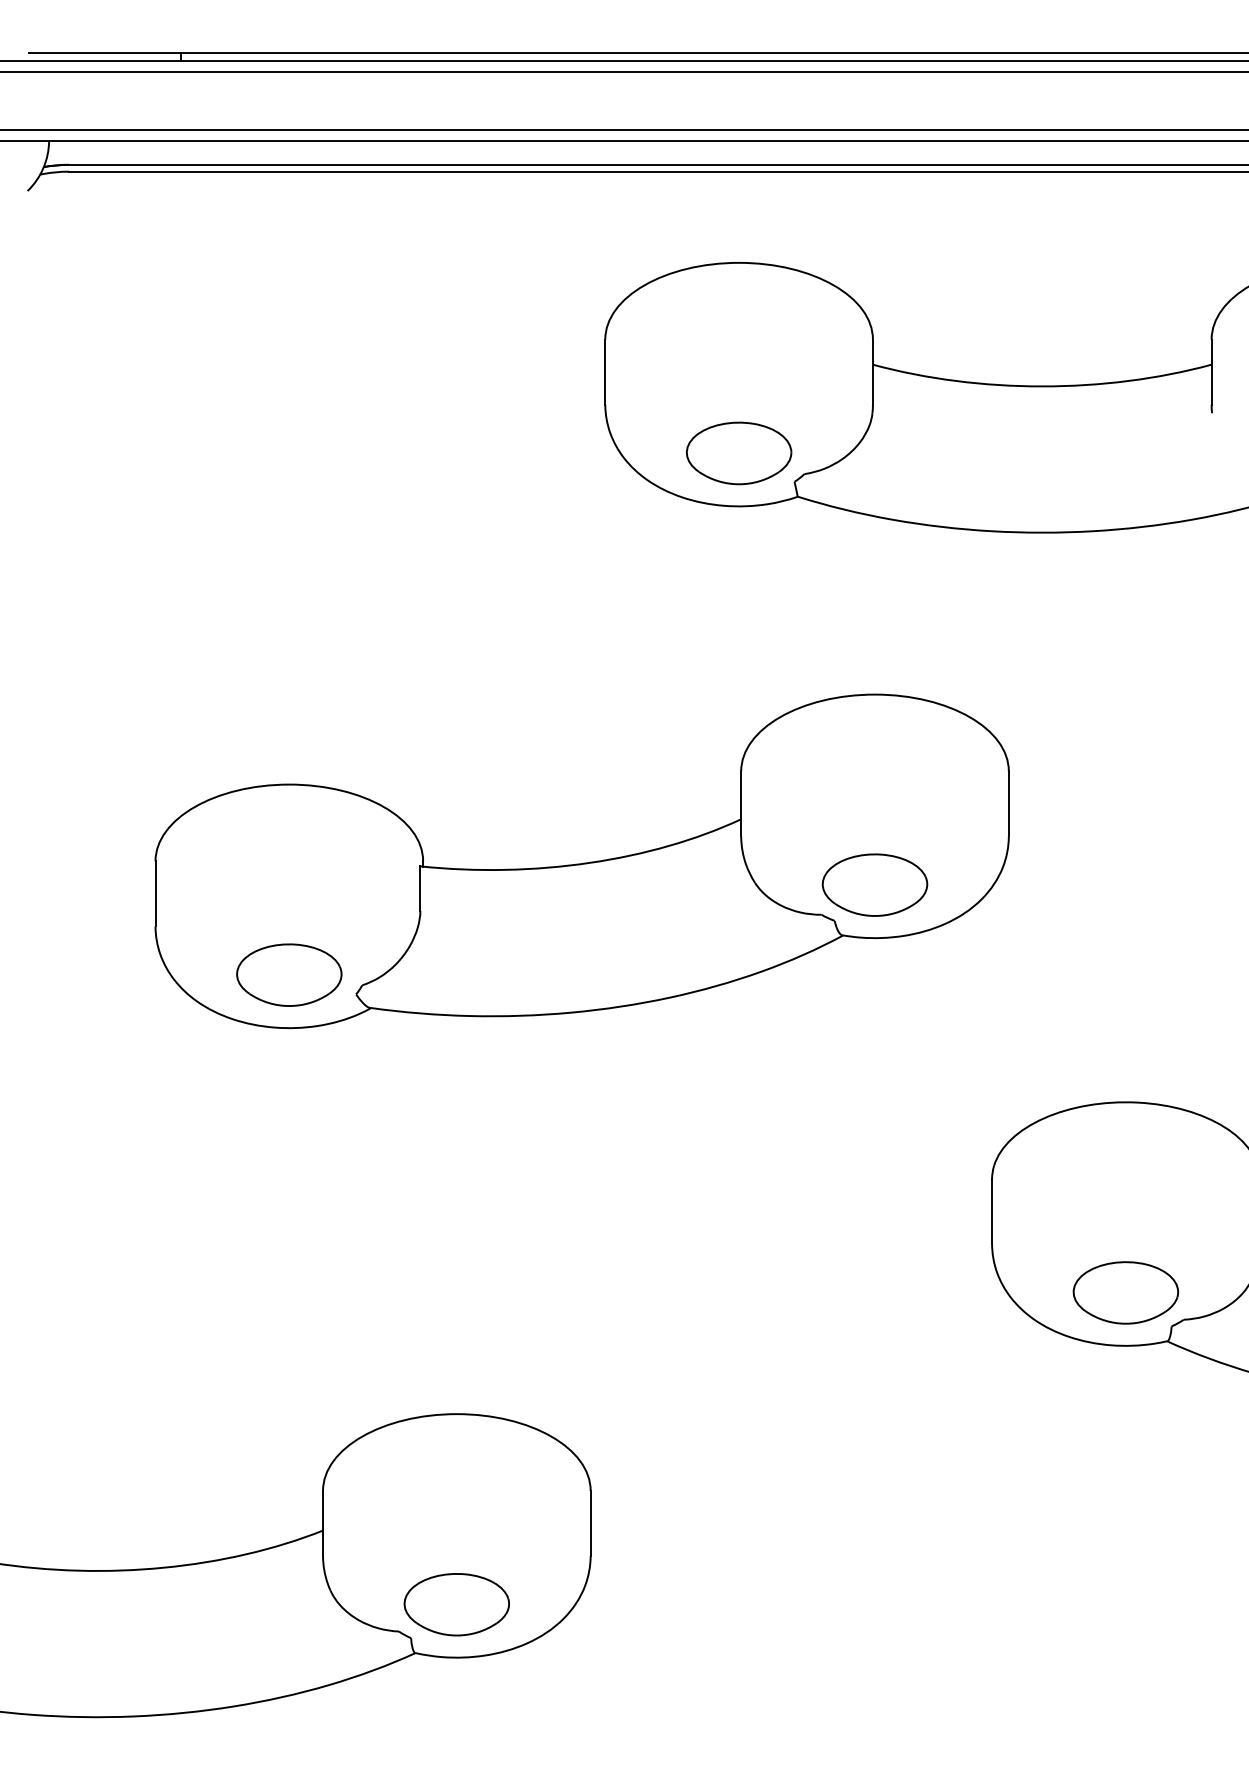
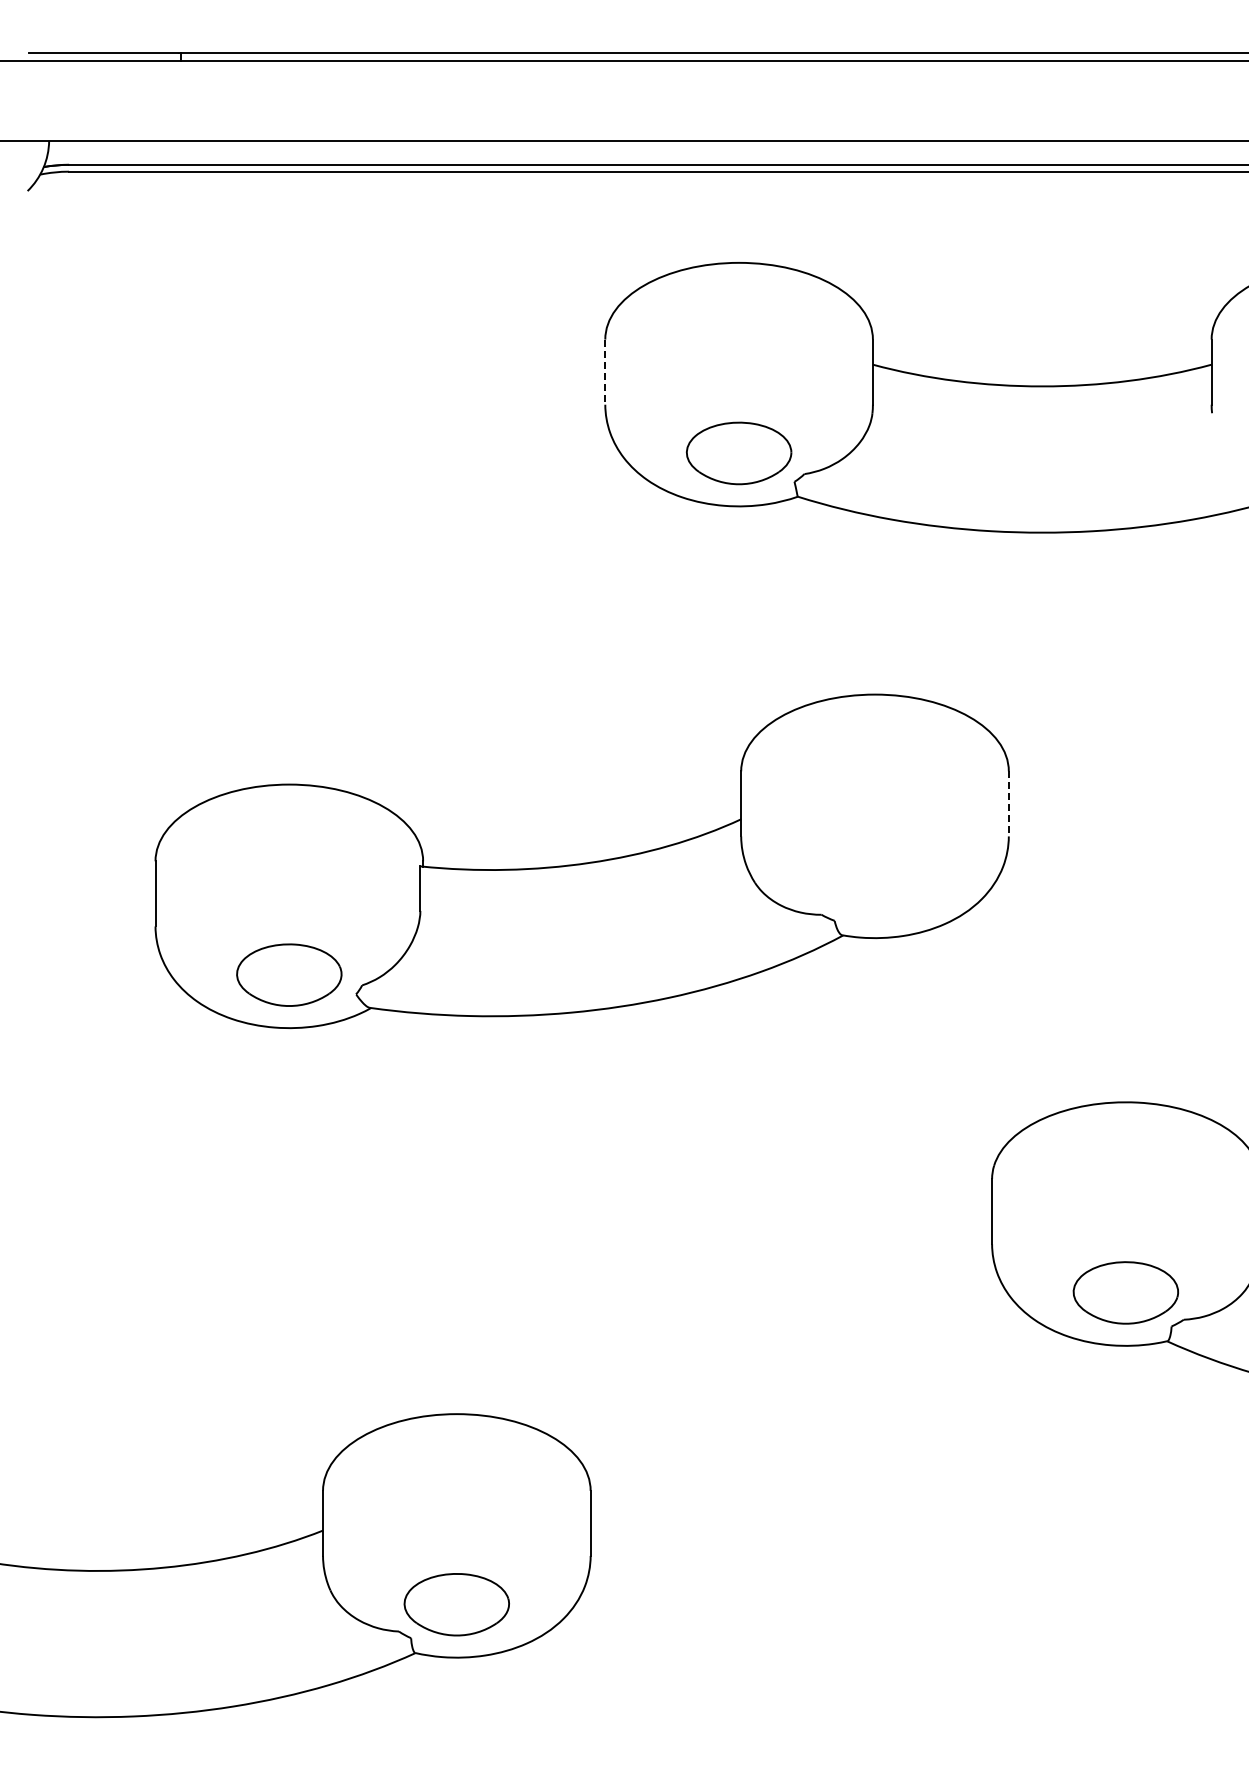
line: present -> none (623, 71)
line: present -> none (623, 130)
line: solid -> dashed (605, 372)
line: solid -> dashed (1008, 803)
part: present -> none (874, 884)
